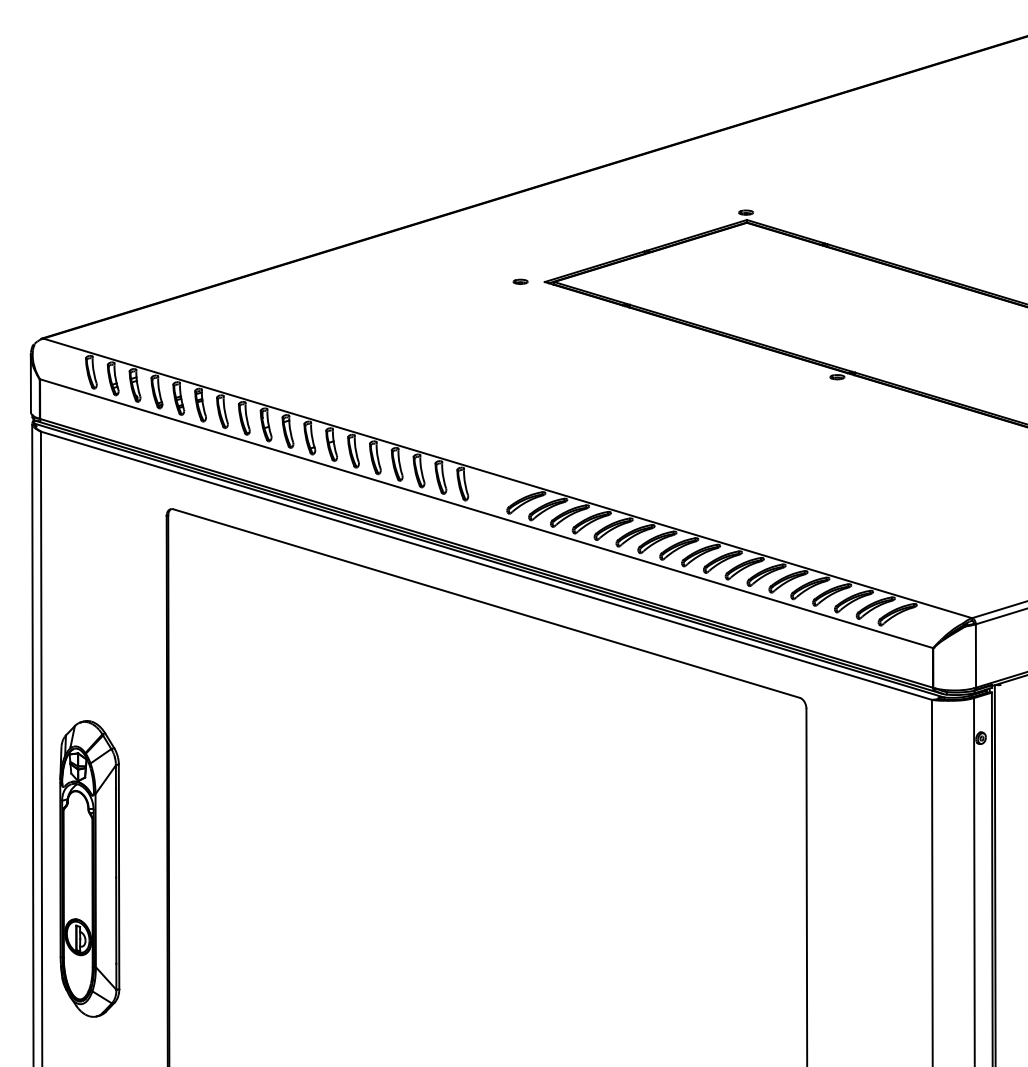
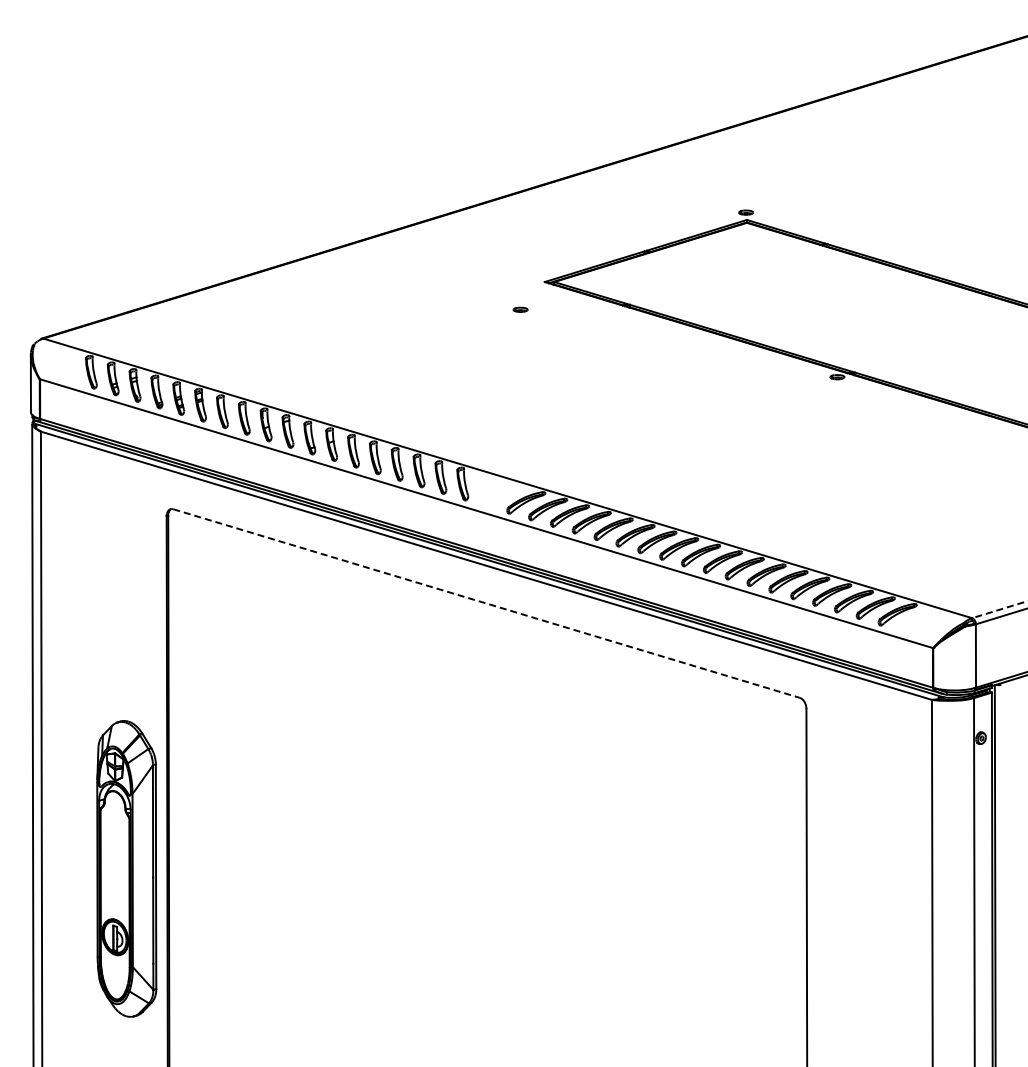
part position: (520, 281) -> (520, 309) (520, 309)
line: solid -> dashed (487, 603)
line: solid -> dashed (999, 609)
part position: (89, 868) -> (126, 868) (126, 868)
